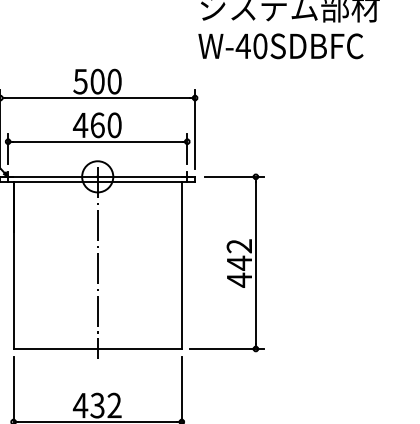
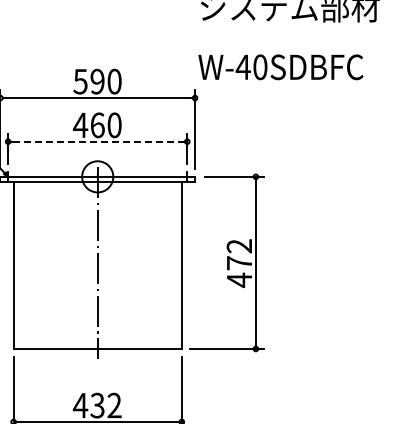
text position: (280, 46) -> (280, 67) (280, 67)
text: 500 -> 590 (97, 81)
line: solid -> dashed (97, 141)
text: 442 -> 472 (239, 262)
